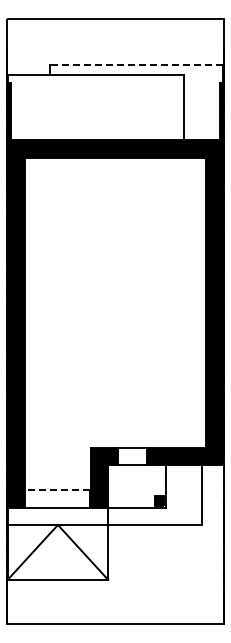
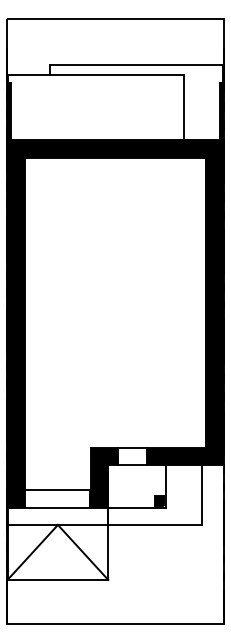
line: dashed -> solid (136, 64)
line: dashed -> solid (57, 490)
